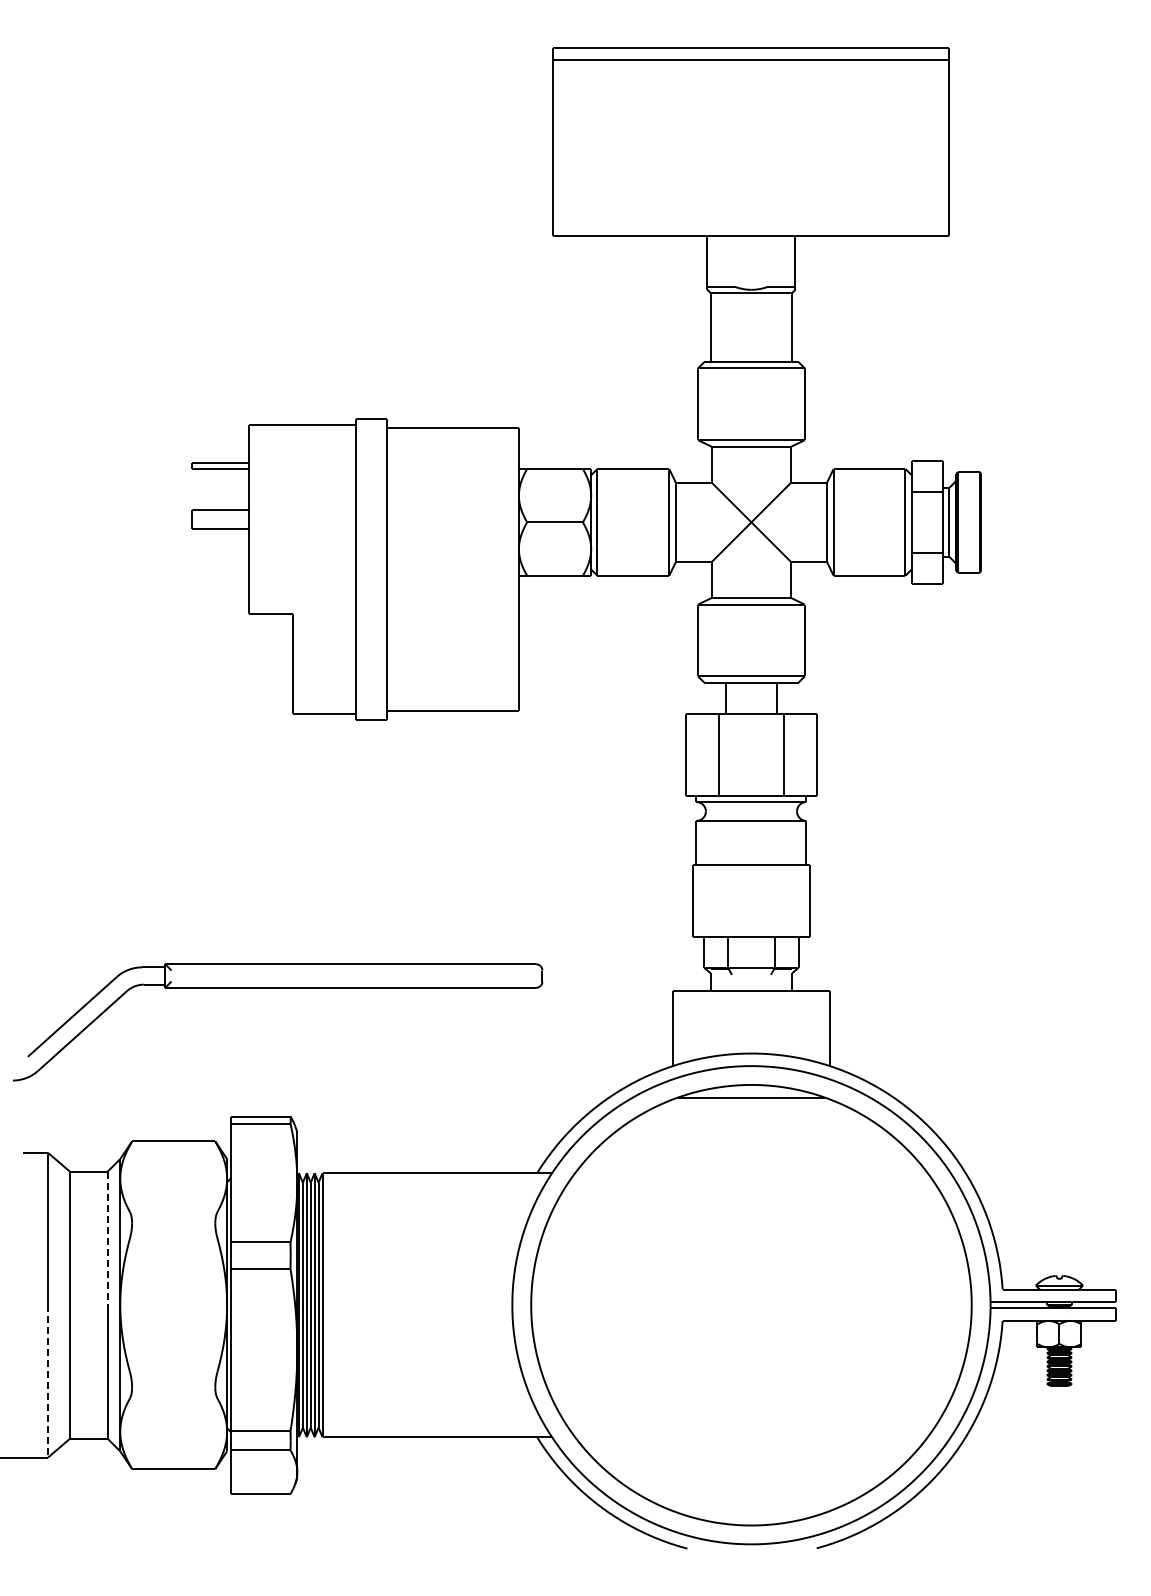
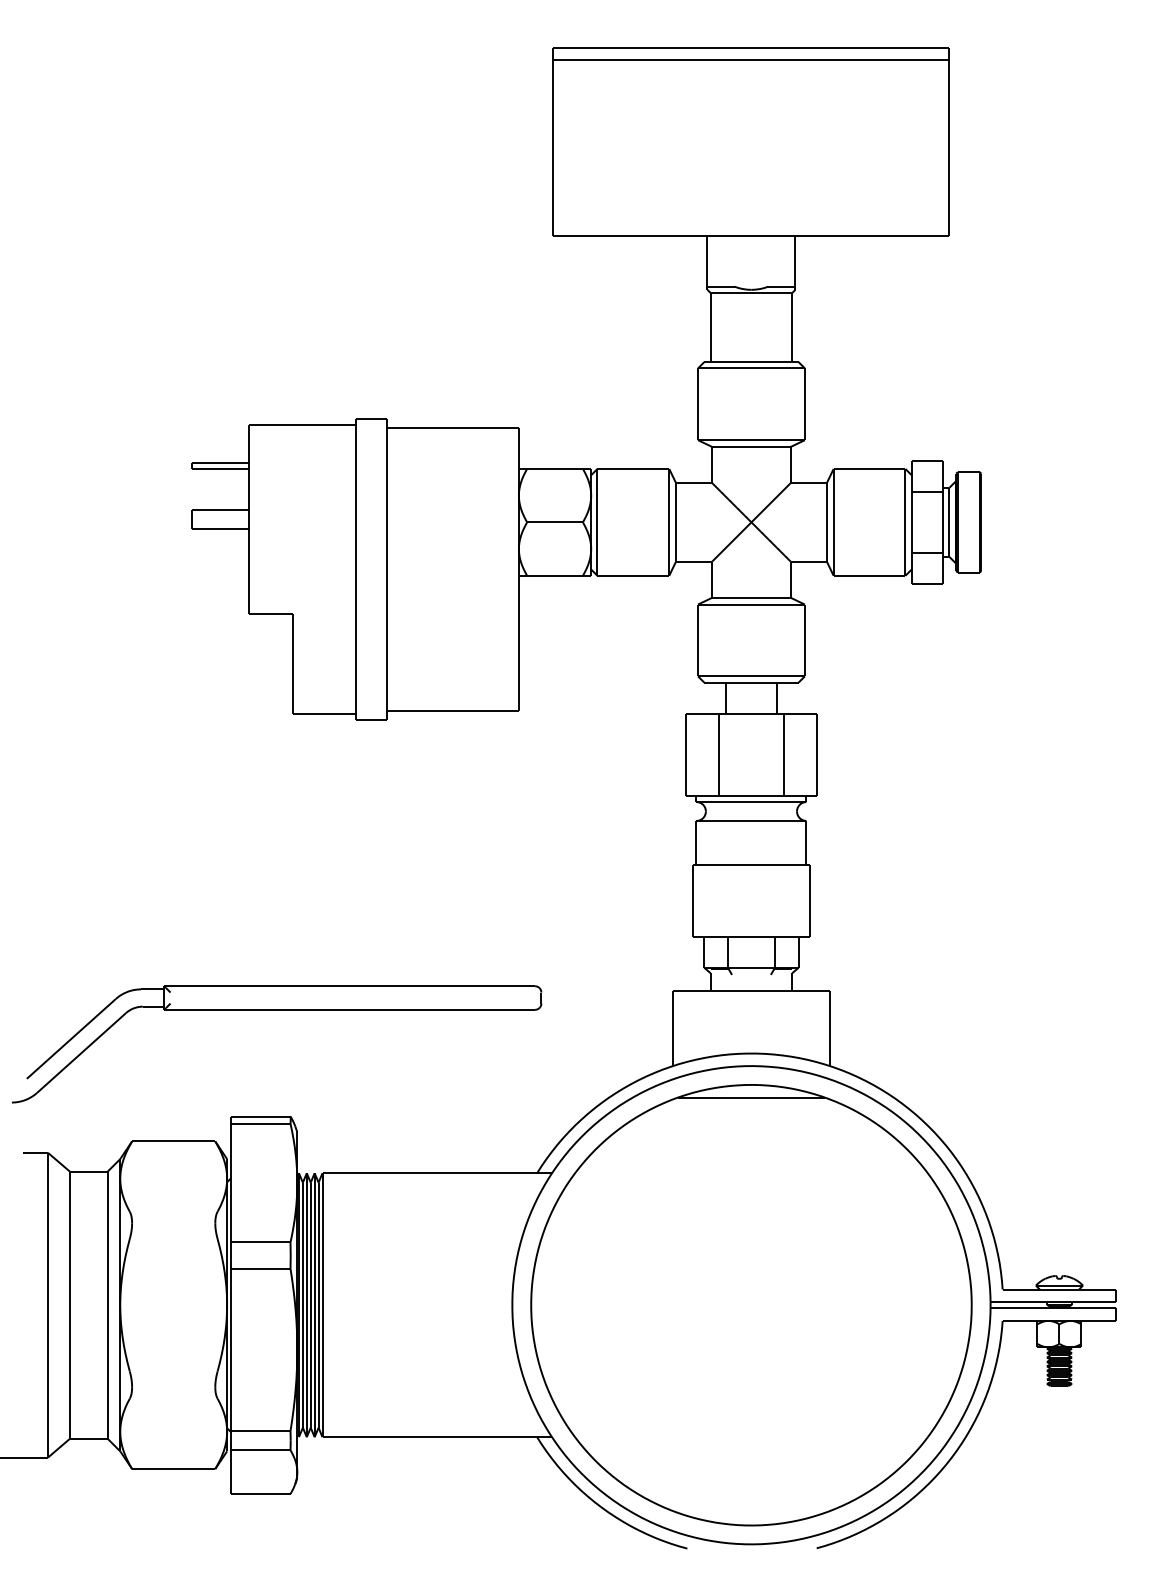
part position: (278, 988) -> (277, 1010) (277, 1010)
line: dashed -> solid (107, 1238)
line: dashed -> solid (47, 1381)
